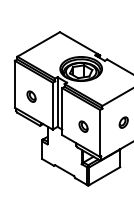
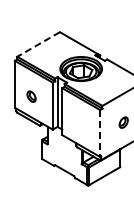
line: solid -> dashed (38, 44)
part: present -> none (83, 126)
line: solid -> dashed (100, 133)
